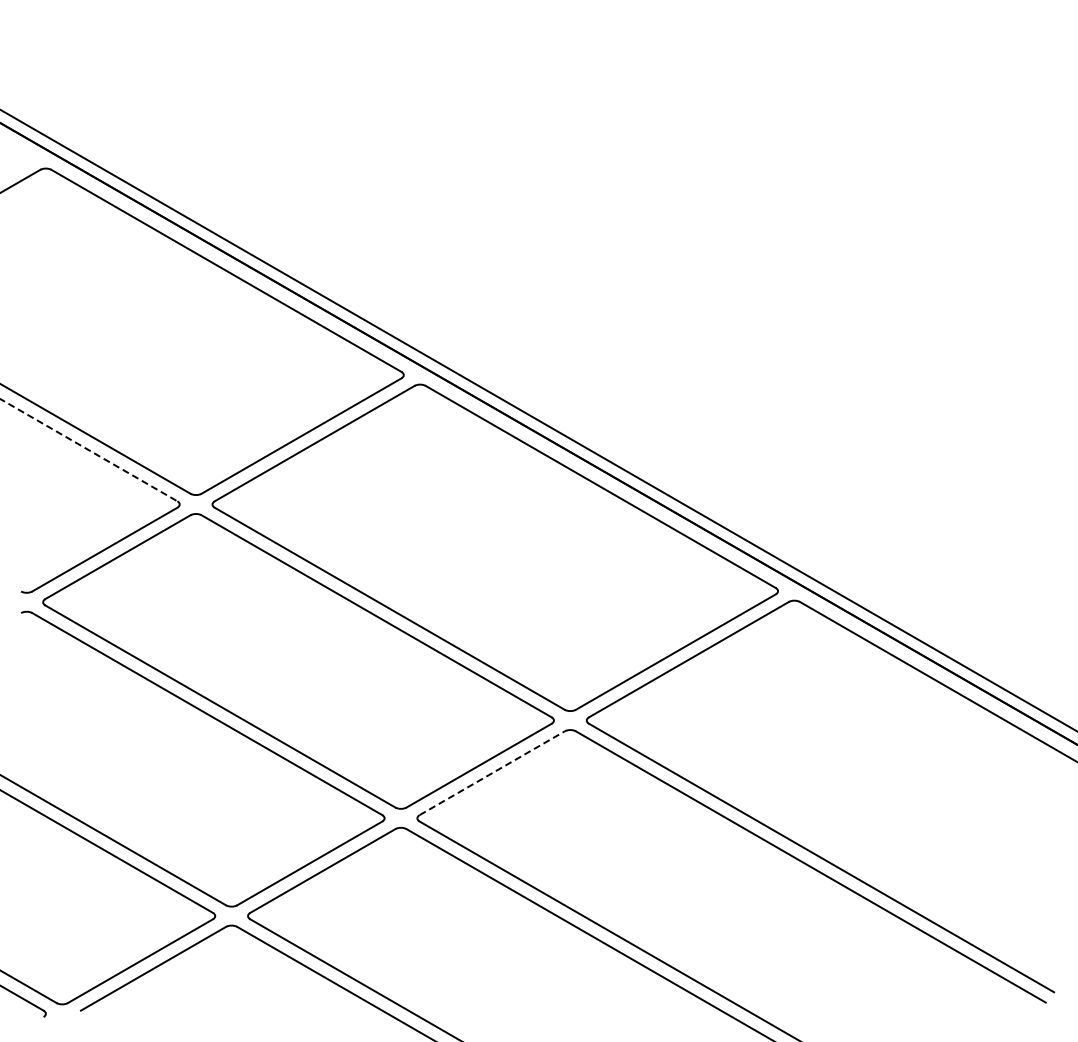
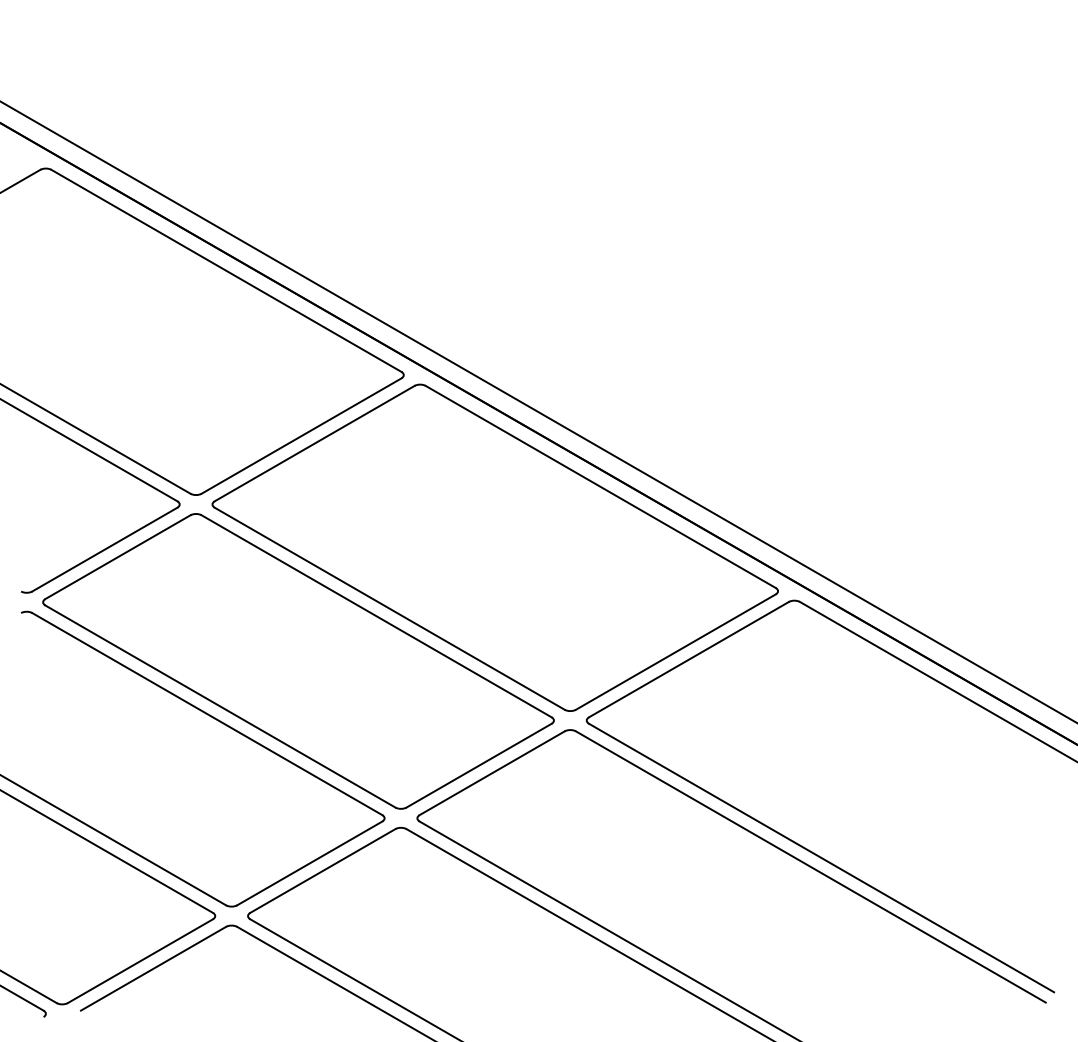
line position: (538, 419) -> (538, 411) (538, 411)
line: dashed -> solid (89, 450)
line: dashed -> solid (492, 773)
